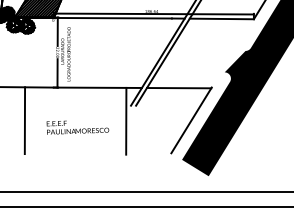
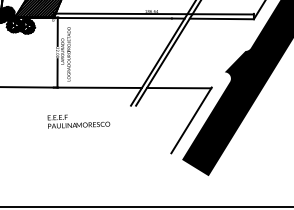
line: present -> none (24, 120)
line: present -> none (126, 120)
text position: (77, 127) -> (78, 121) (78, 121)
line: present -> none (146, 191)
